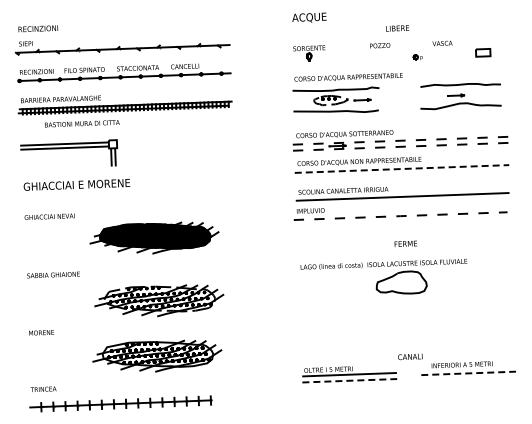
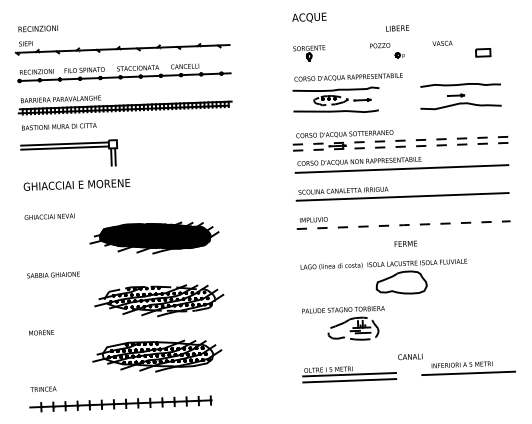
part position: (417, 57) -> (399, 55) (399, 55)
text position: (82, 123) -> (59, 126) (59, 126)
line: dashed -> solid (402, 169)
part position: (400, 214) -> (403, 223) (403, 223)
part: none -> present (343, 323)
line: dashed -> solid (469, 373)
line: dashed -> solid (350, 380)
